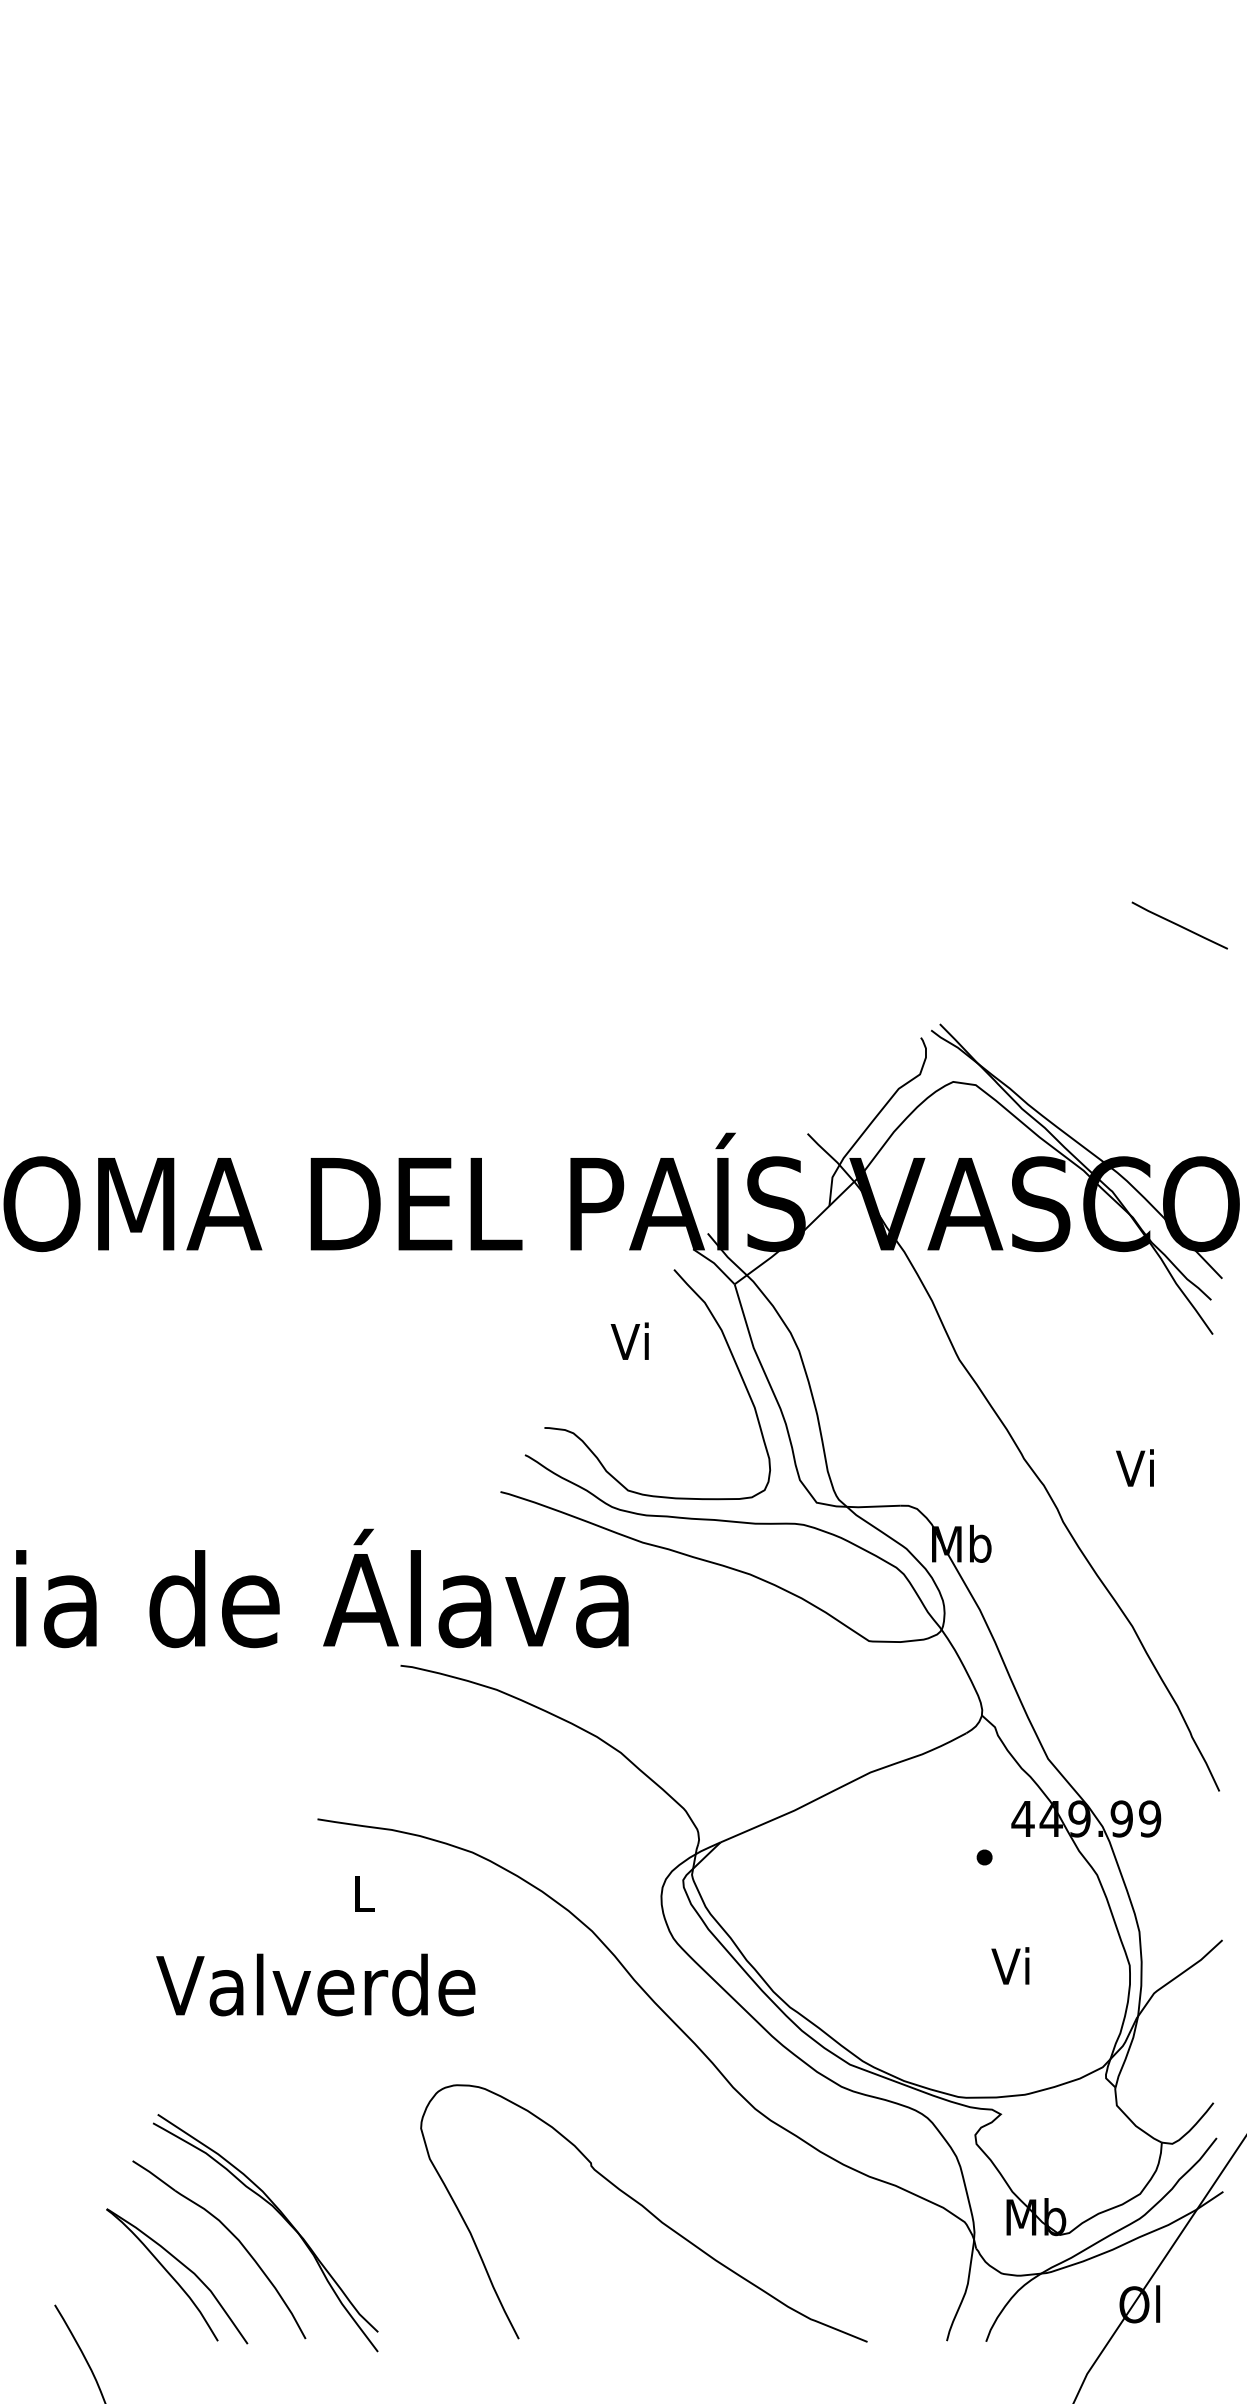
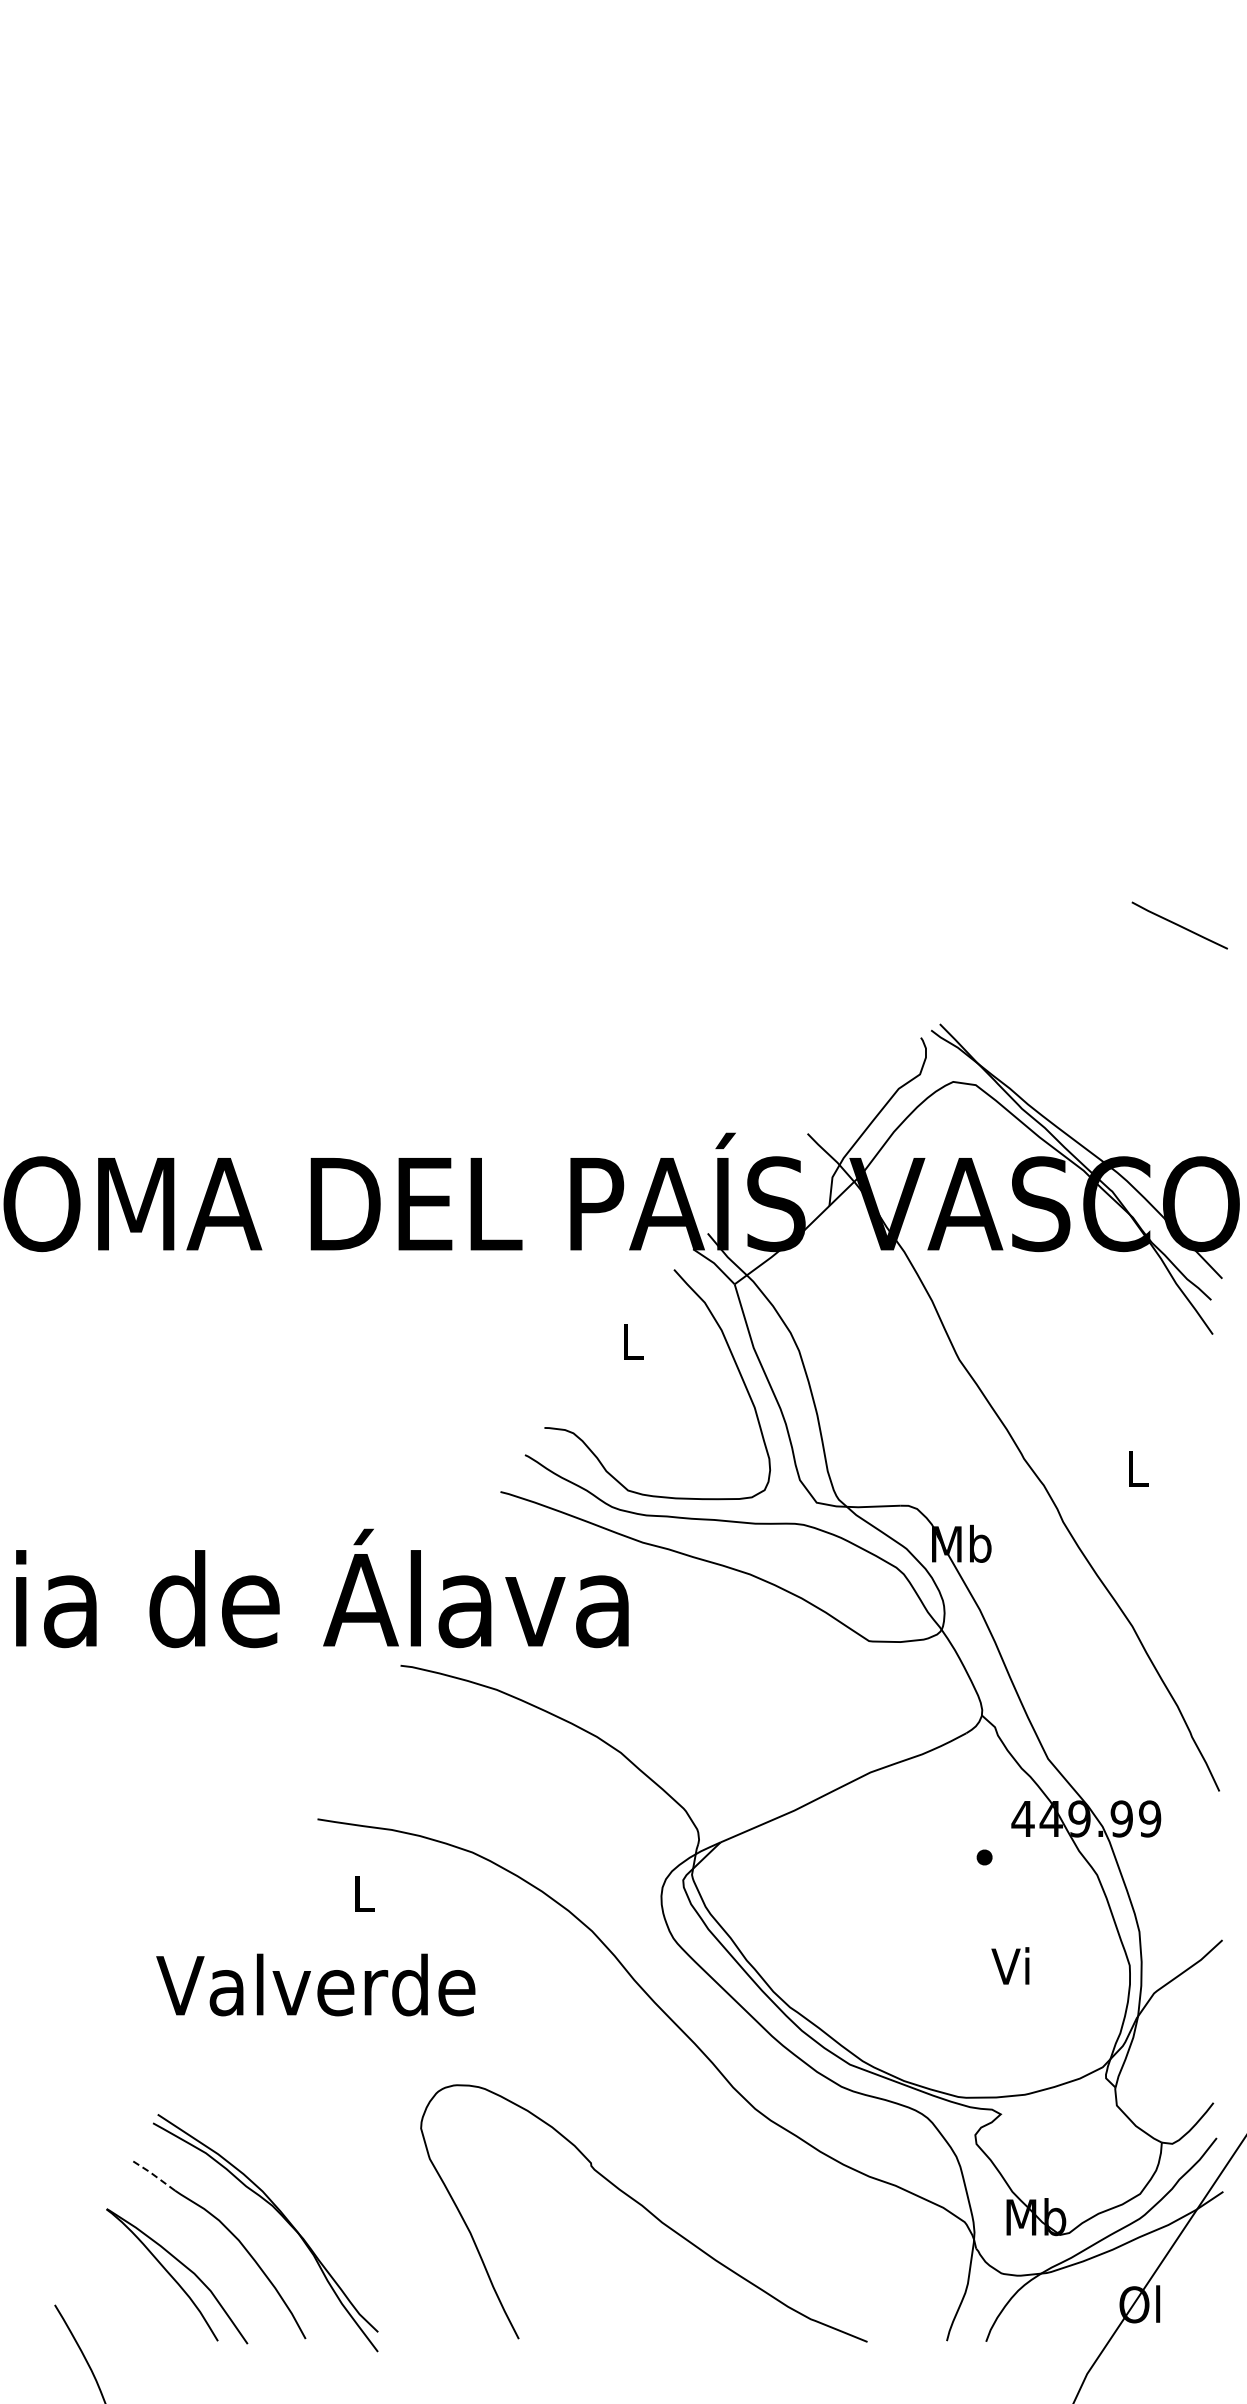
text: Vi -> L (629, 1340)
text: Vi -> L (1134, 1467)
line: solid -> dashed (153, 2174)
